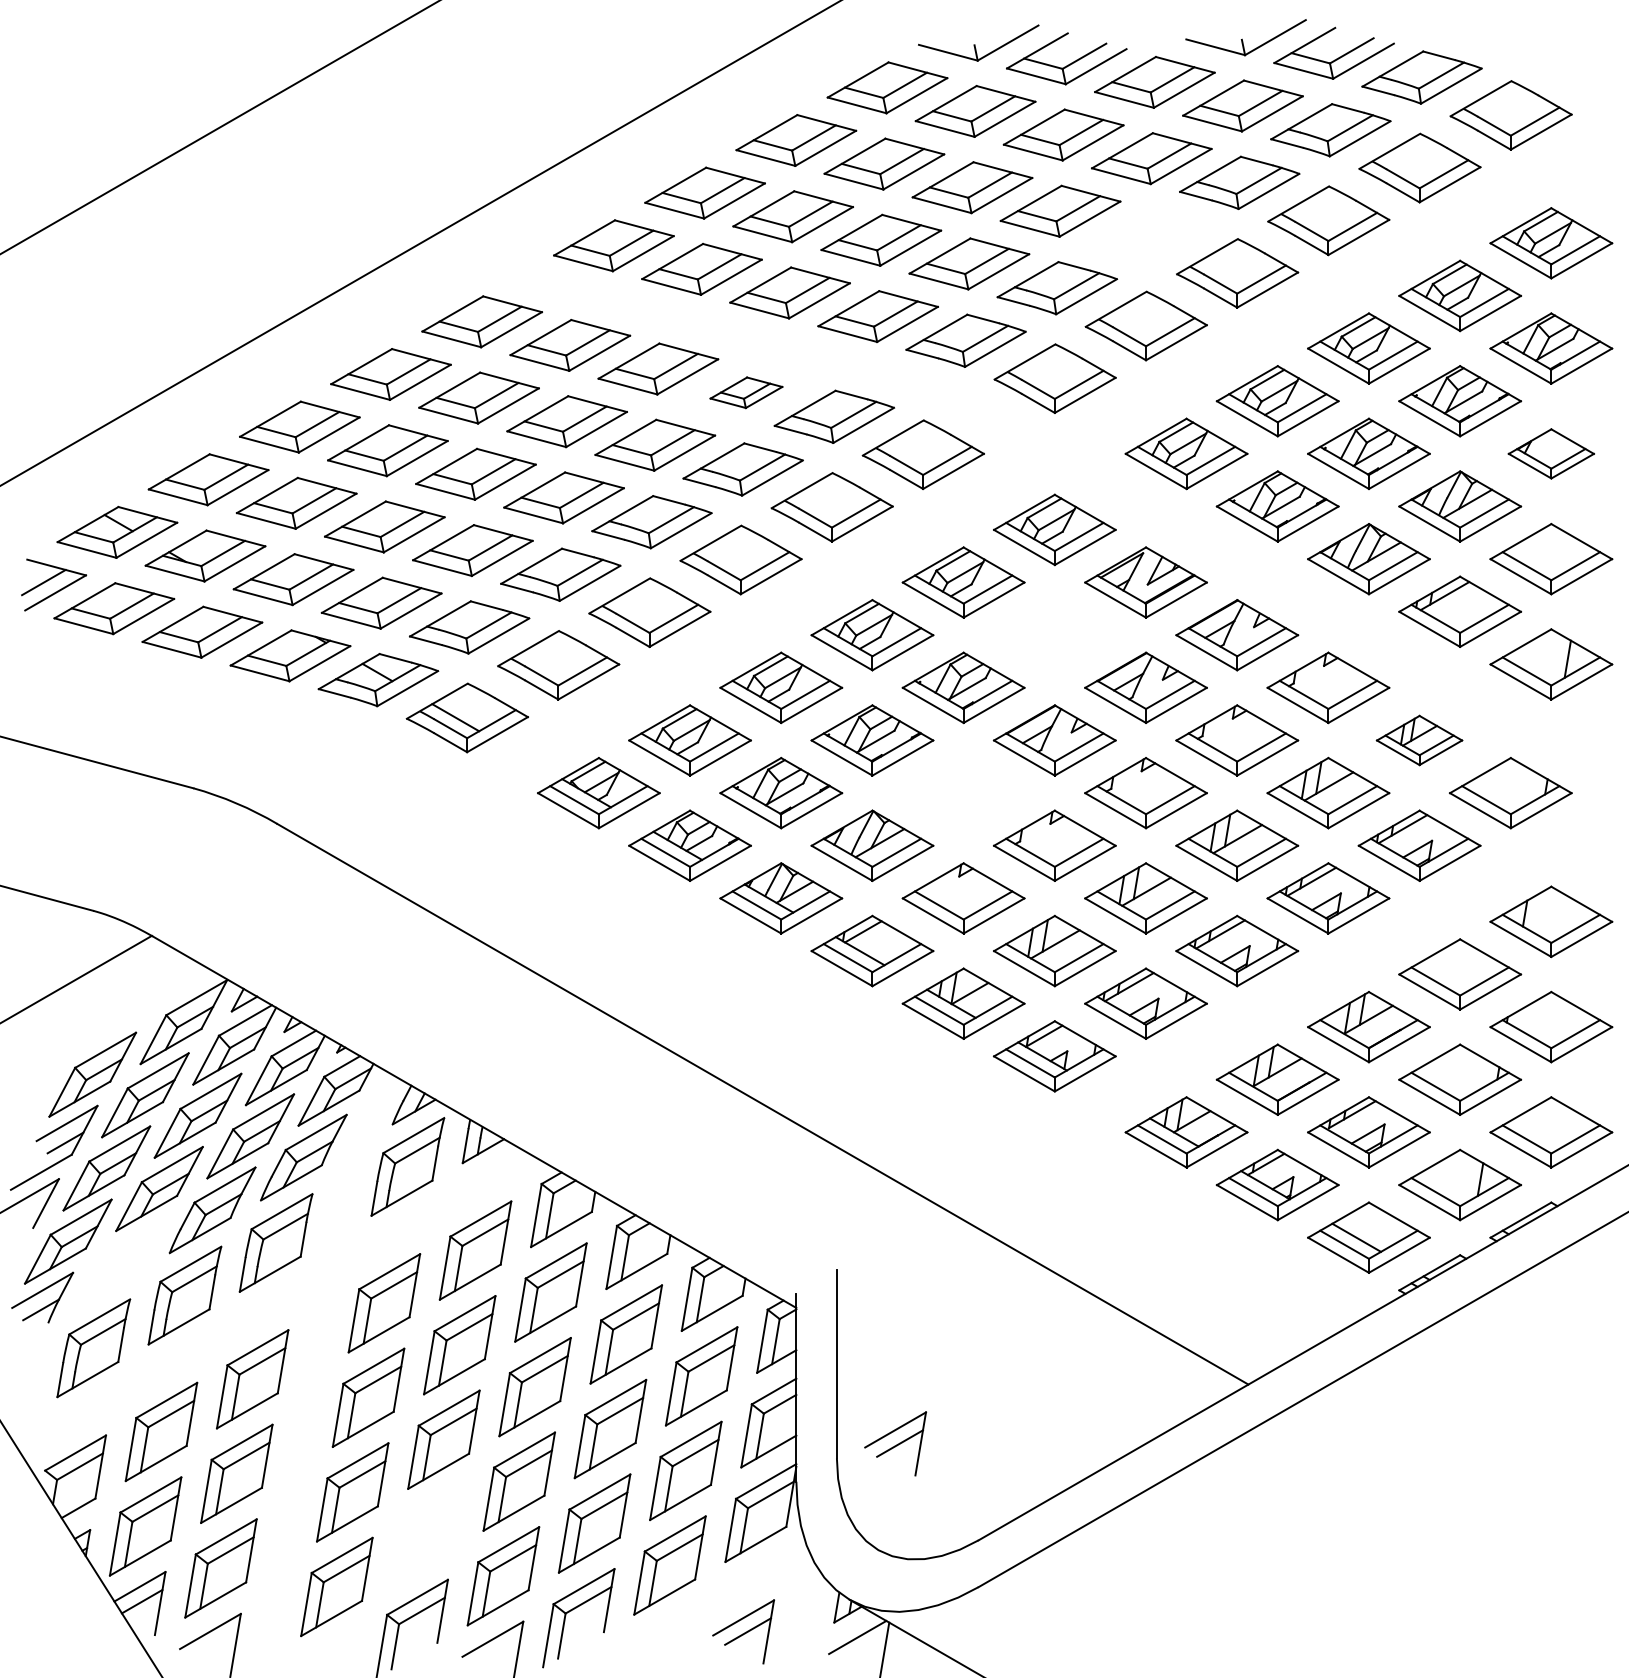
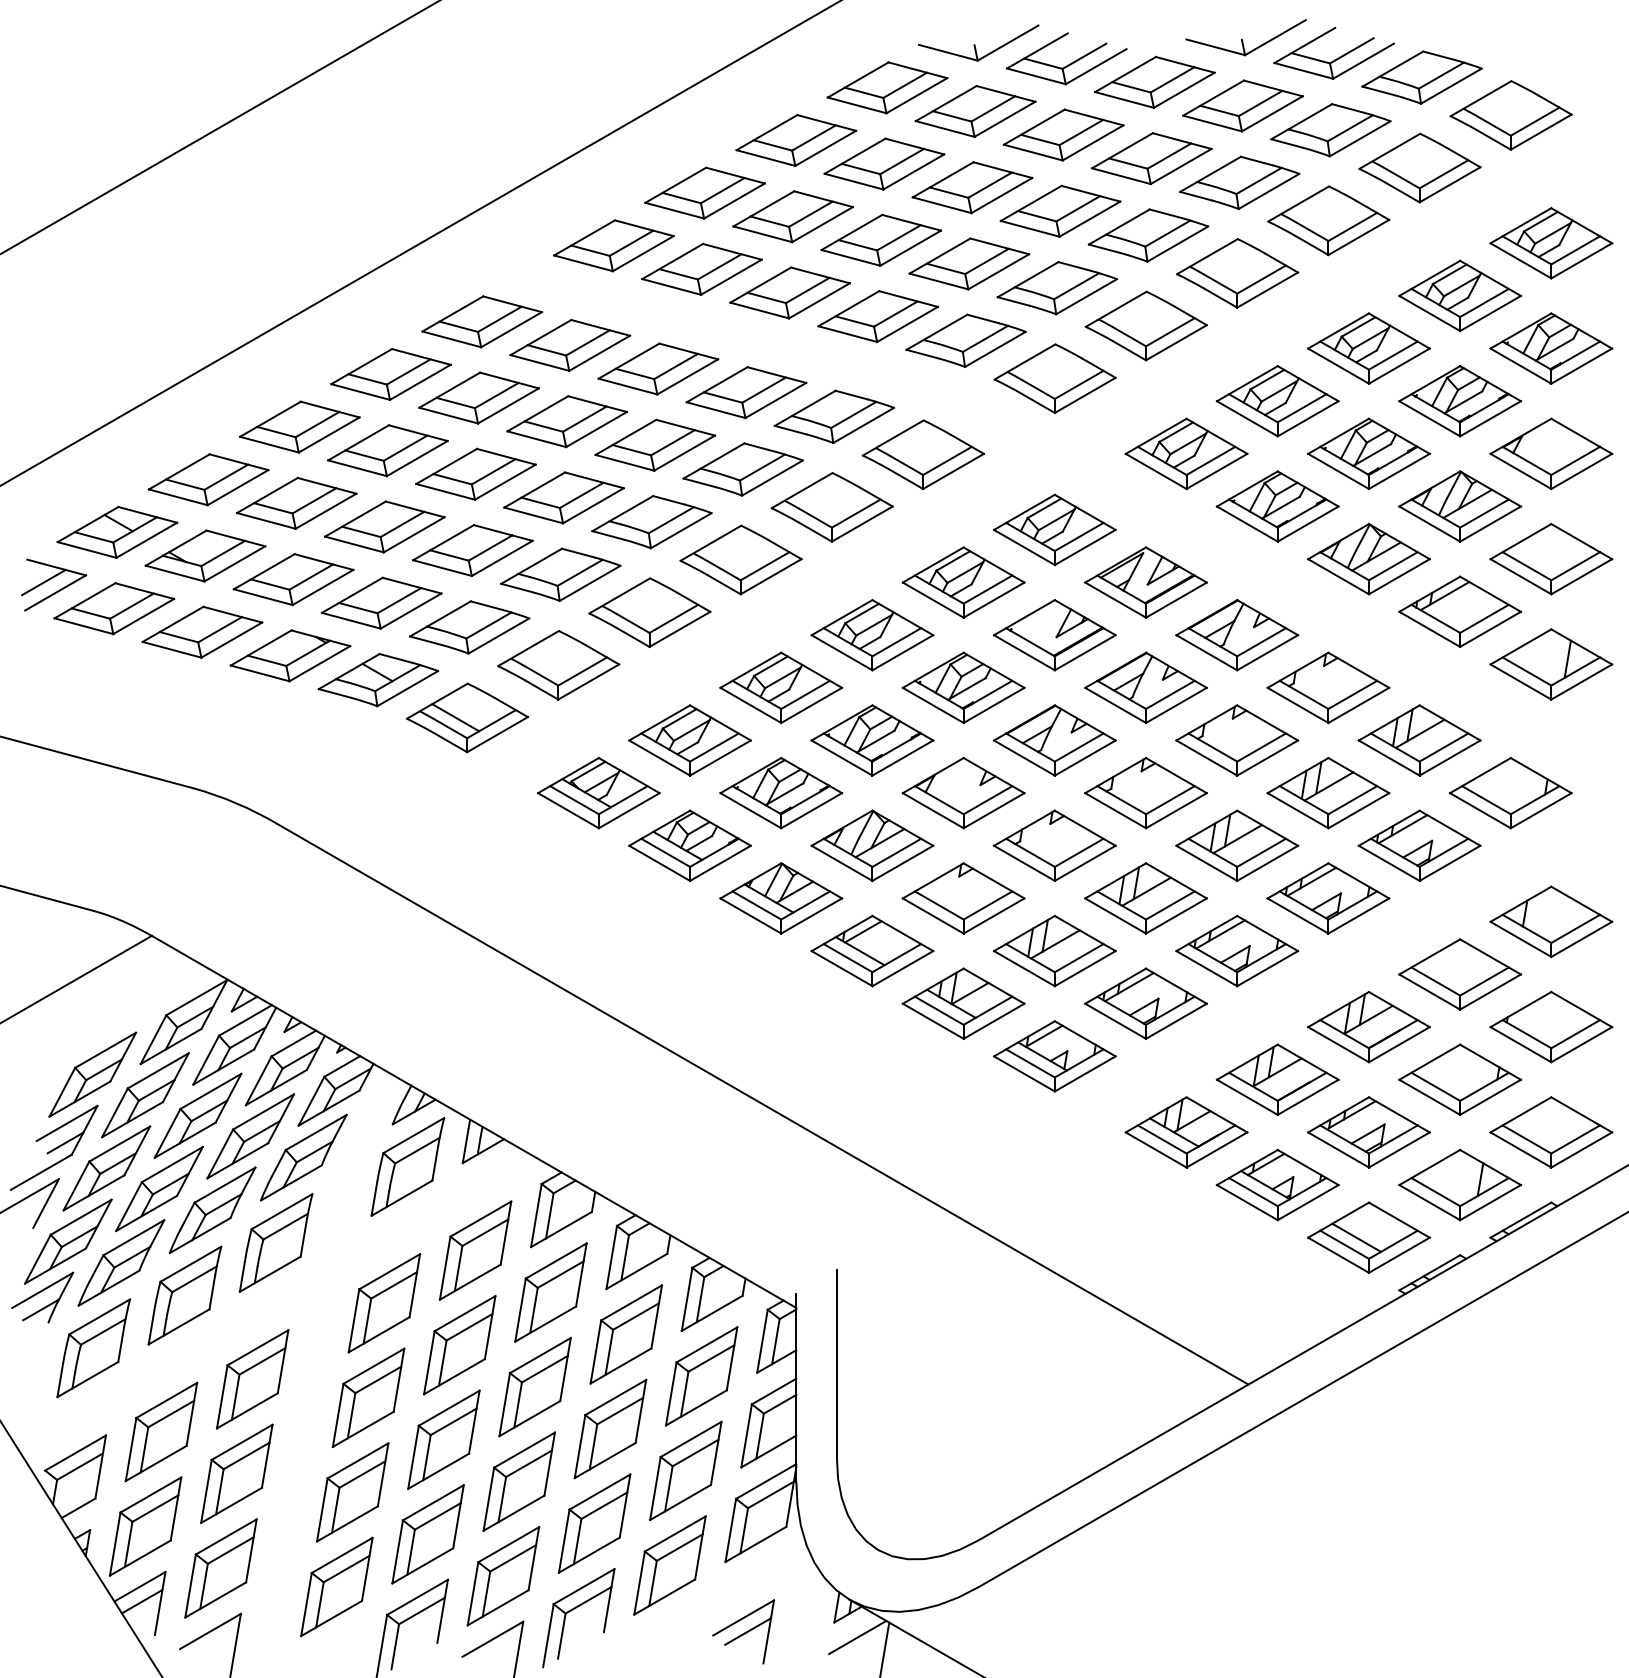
part: none -> present (1148, 235)
part size: 75x34 px -> 123x54 px (746, 392)
part size: 88x52 px -> 125x74 px (1551, 453)
part: none -> present (1054, 635)
part size: 89x53 px -> 125x73 px (1419, 740)
part: none -> present (963, 792)
part: none -> present (121, 1262)
part: present -> none (895, 1443)
part: none -> present (427, 1534)
